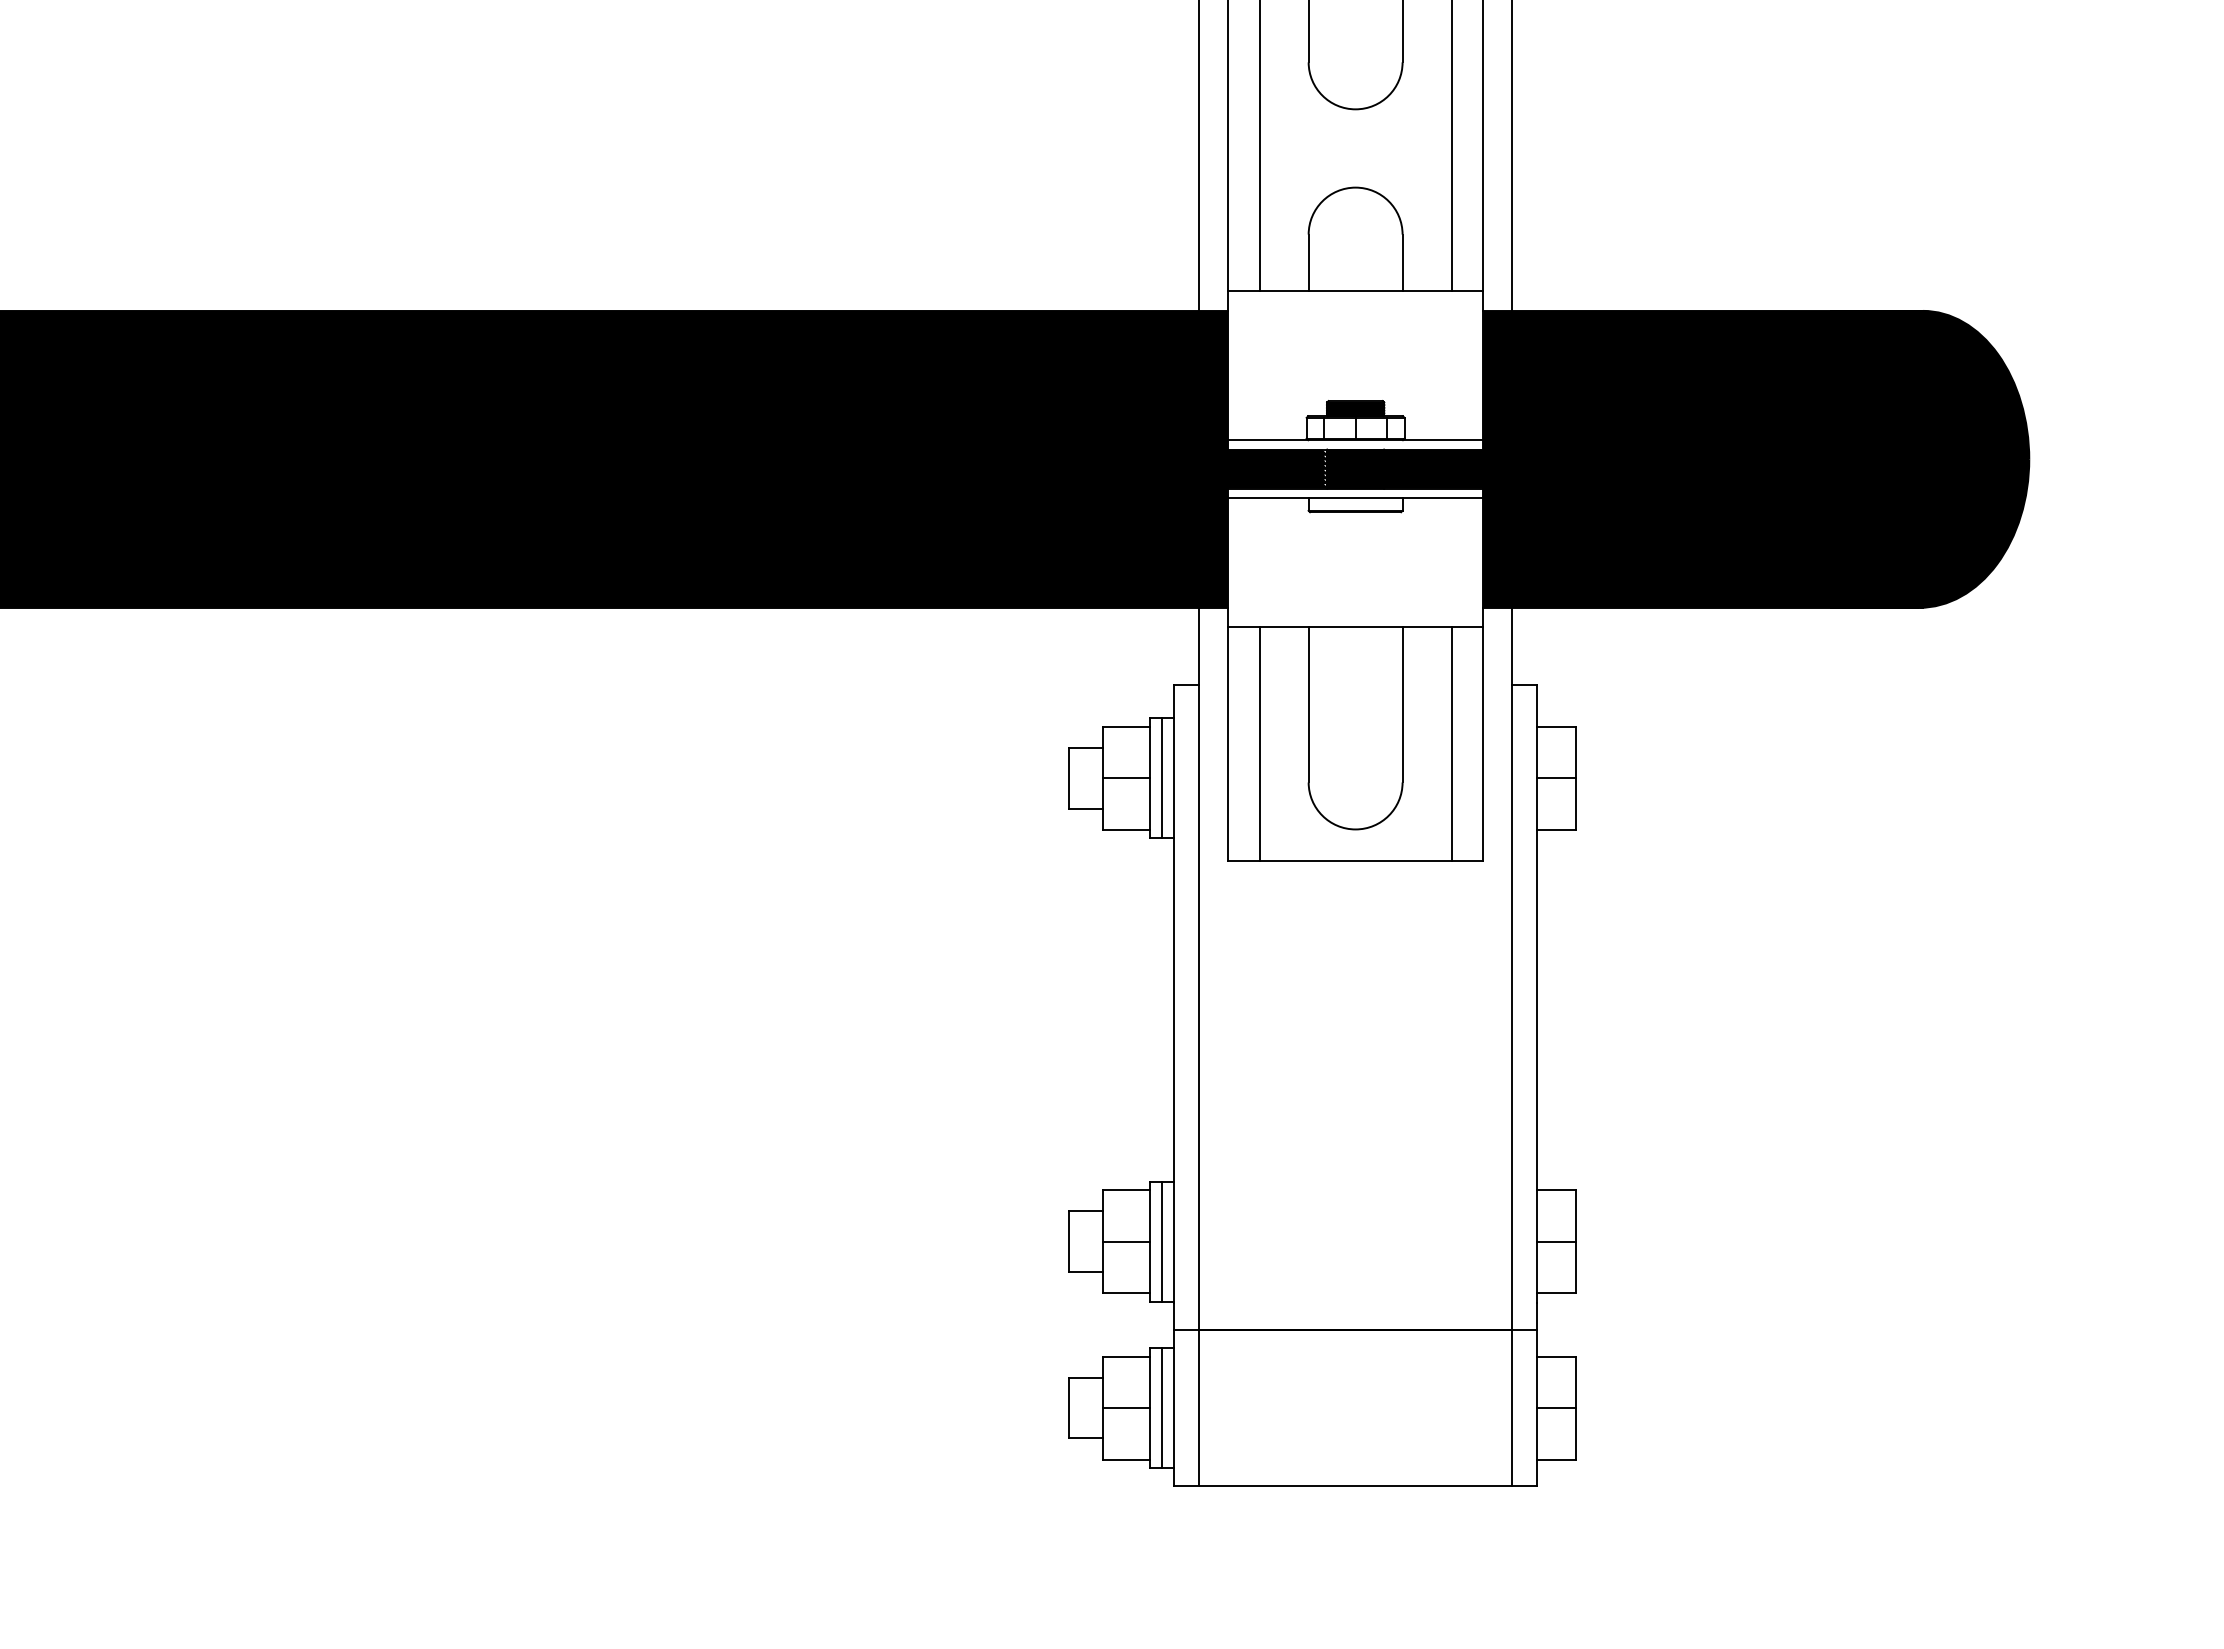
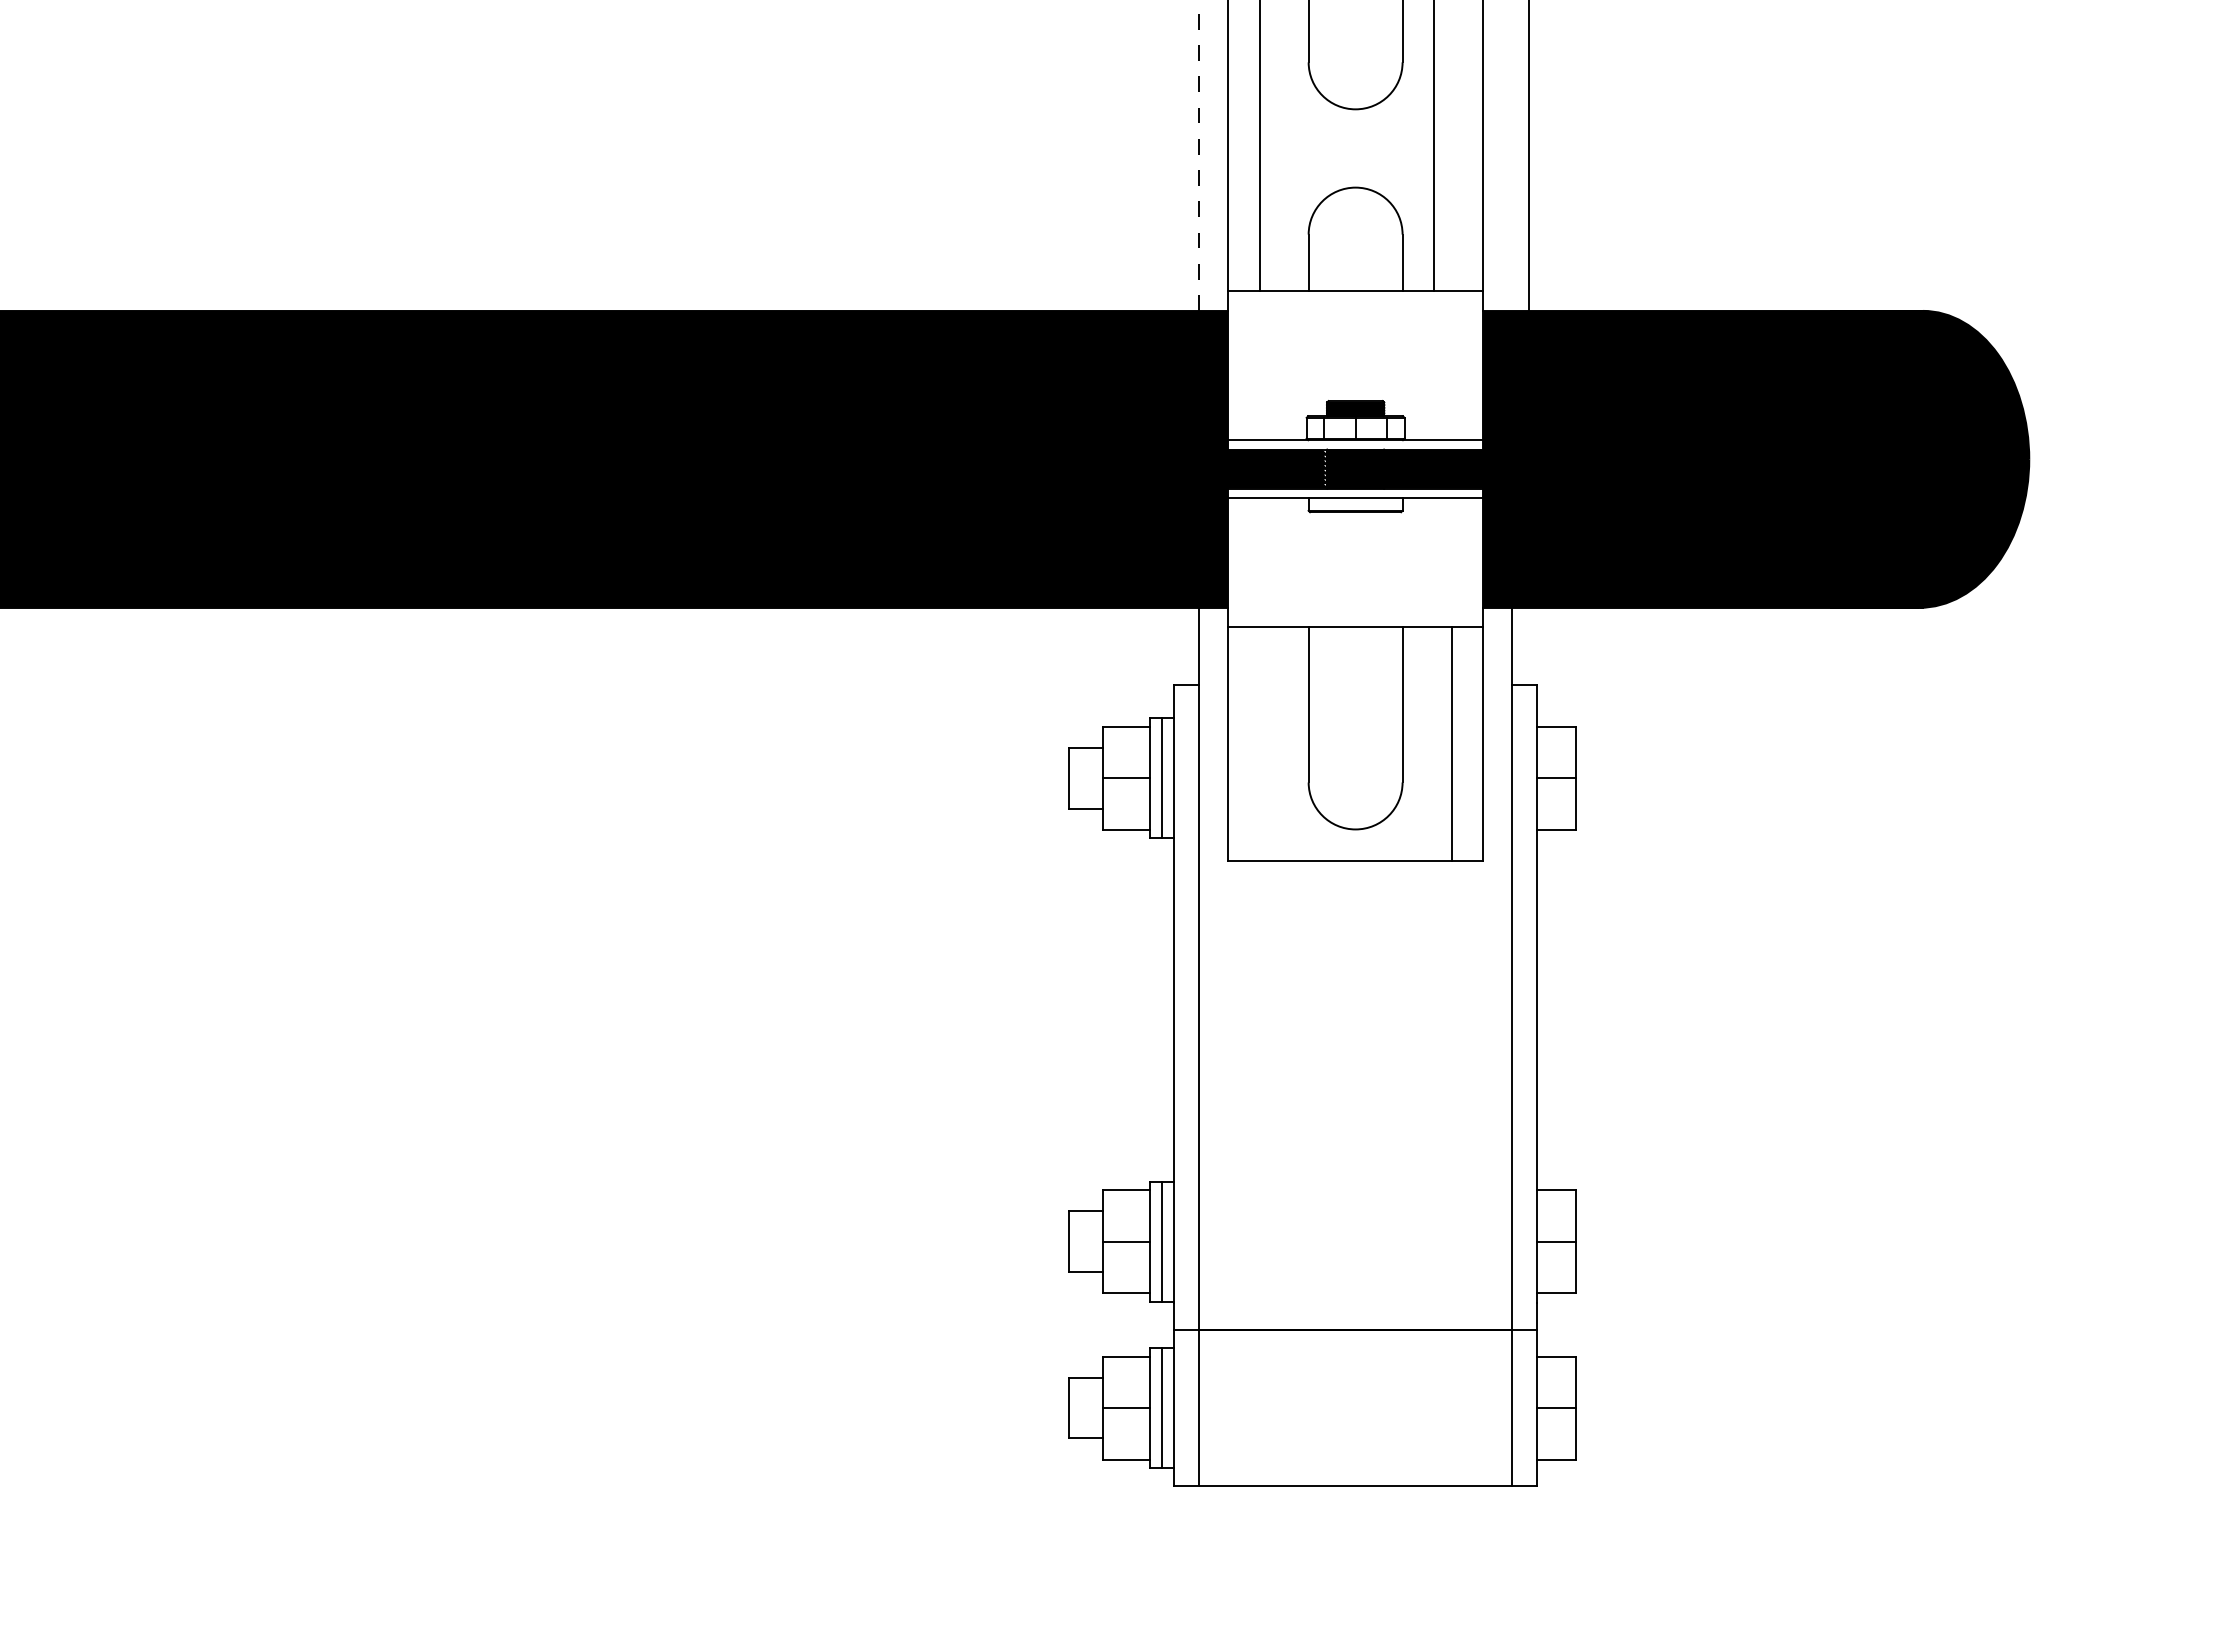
line position: (1451, 146) -> (1433, 146) (1433, 146)
line: solid -> dashed (1199, 155)
line position: (1511, 156) -> (1528, 156) (1528, 156)
line: present -> none (1259, 743)
